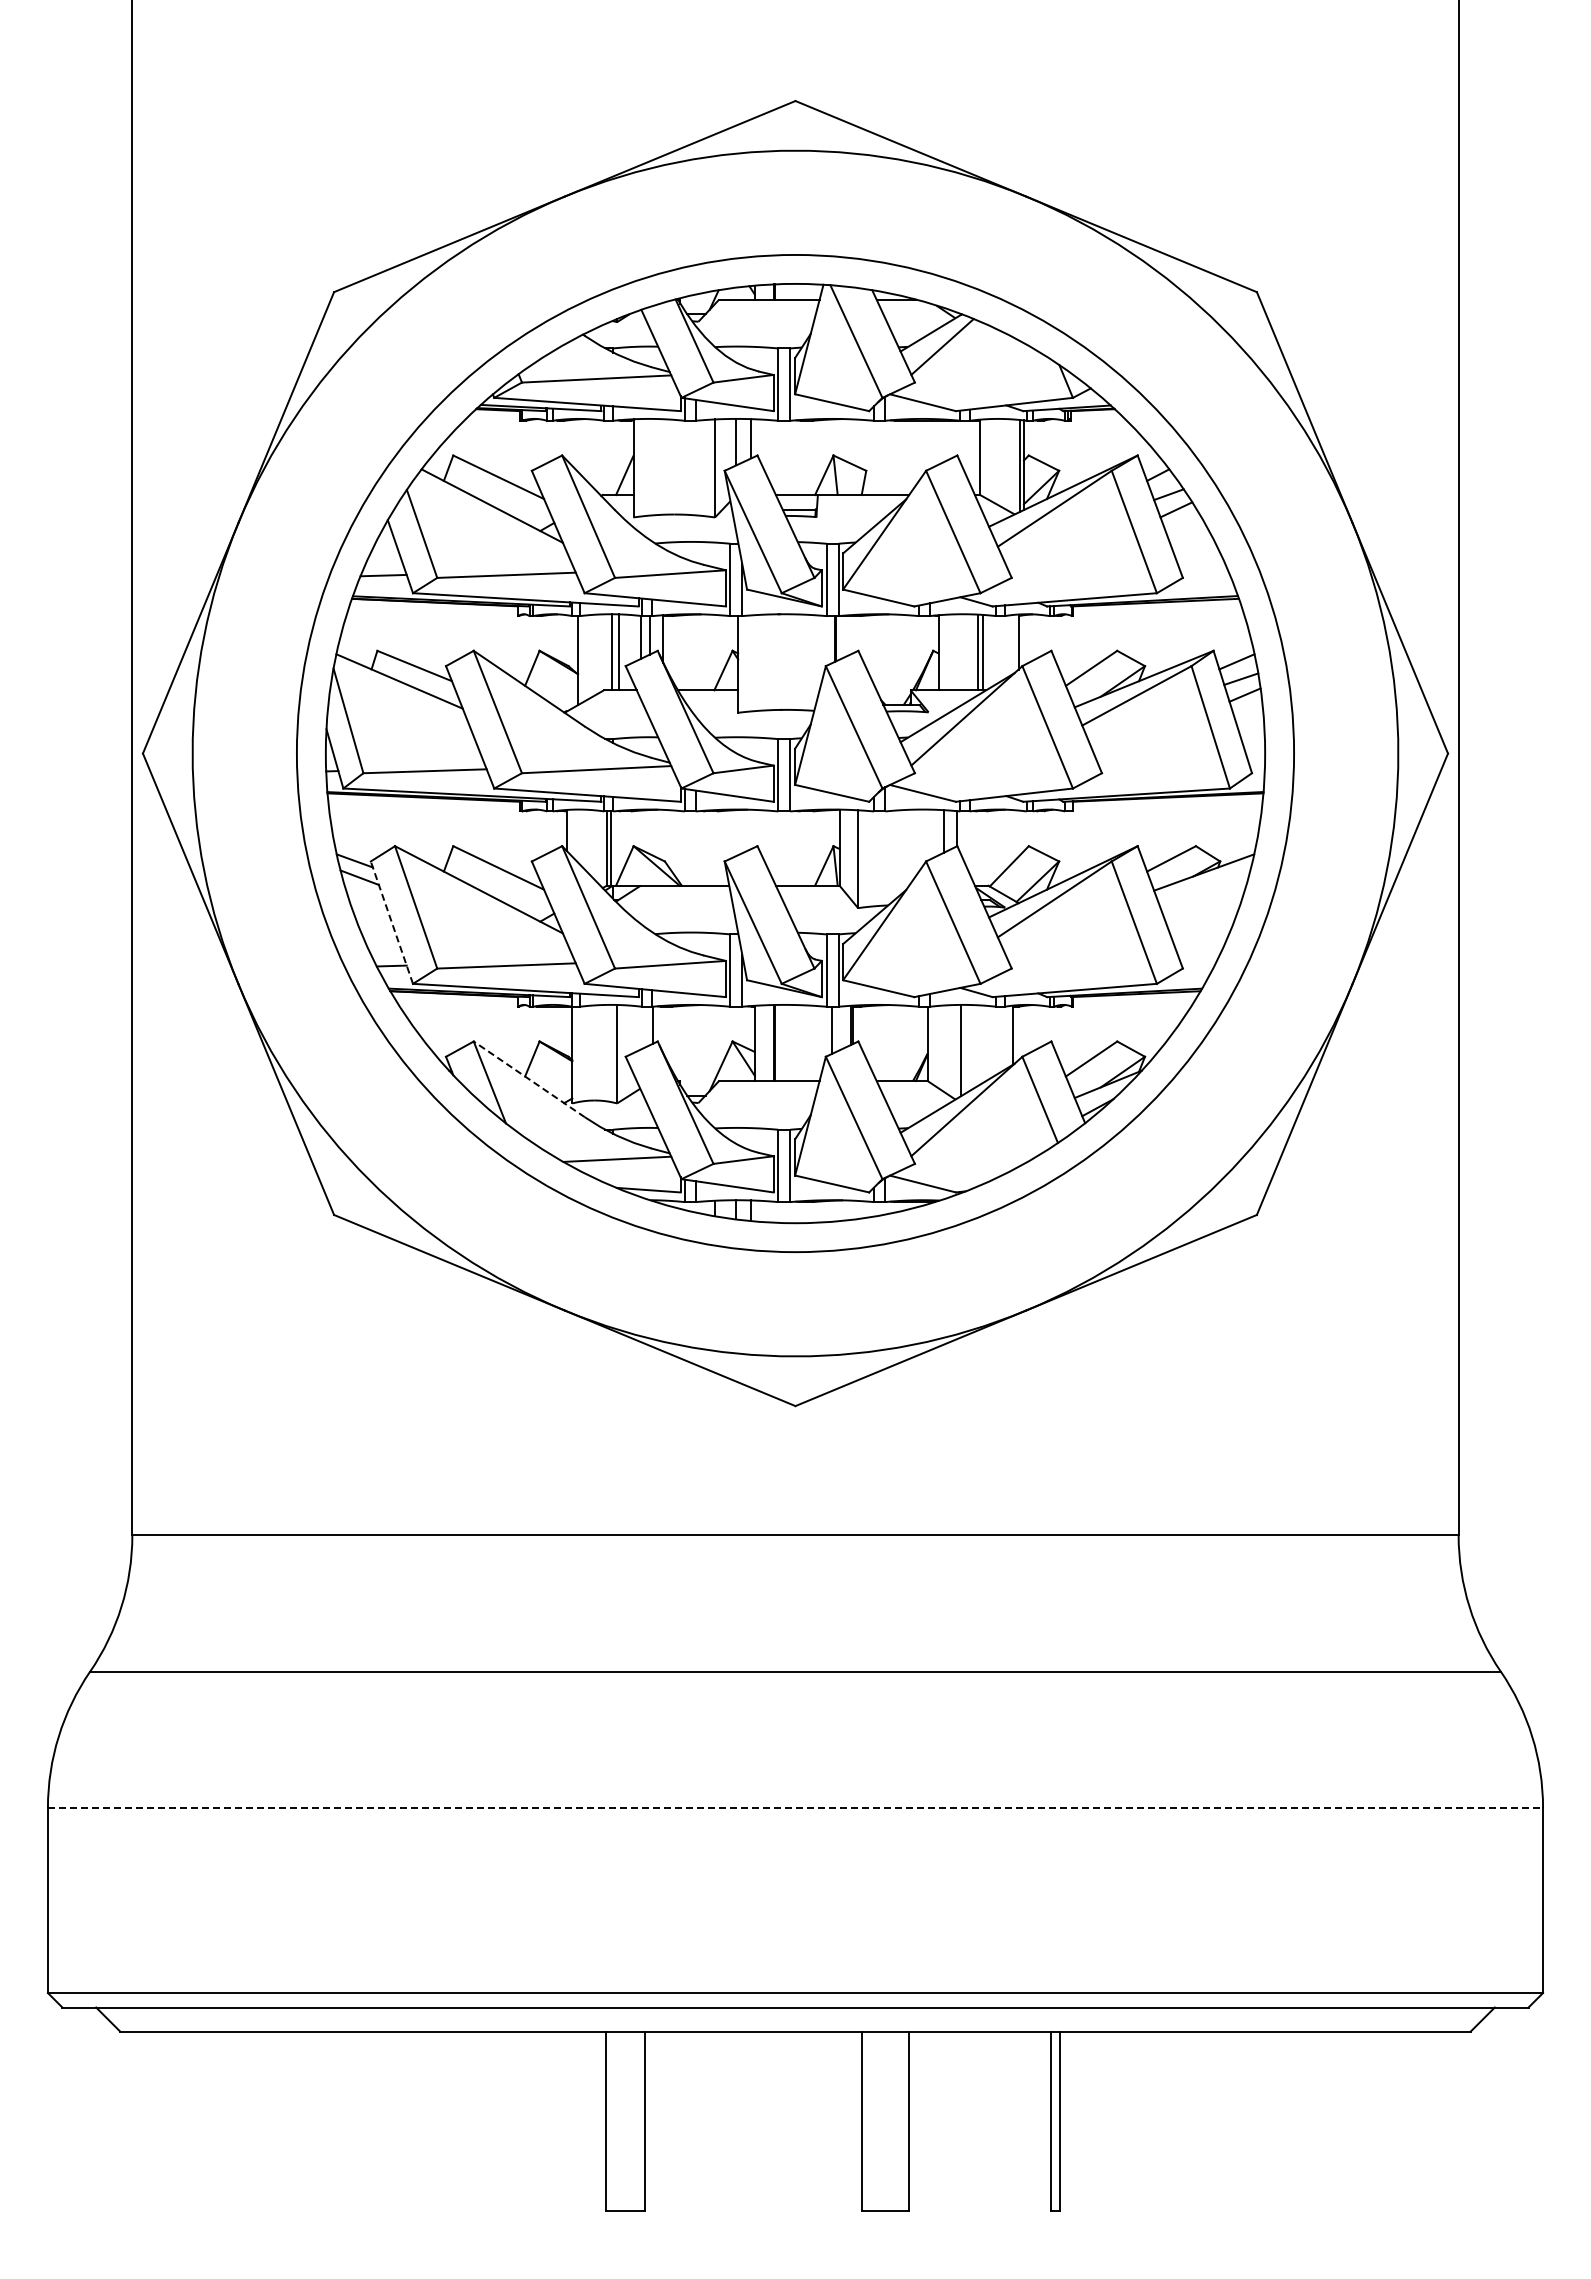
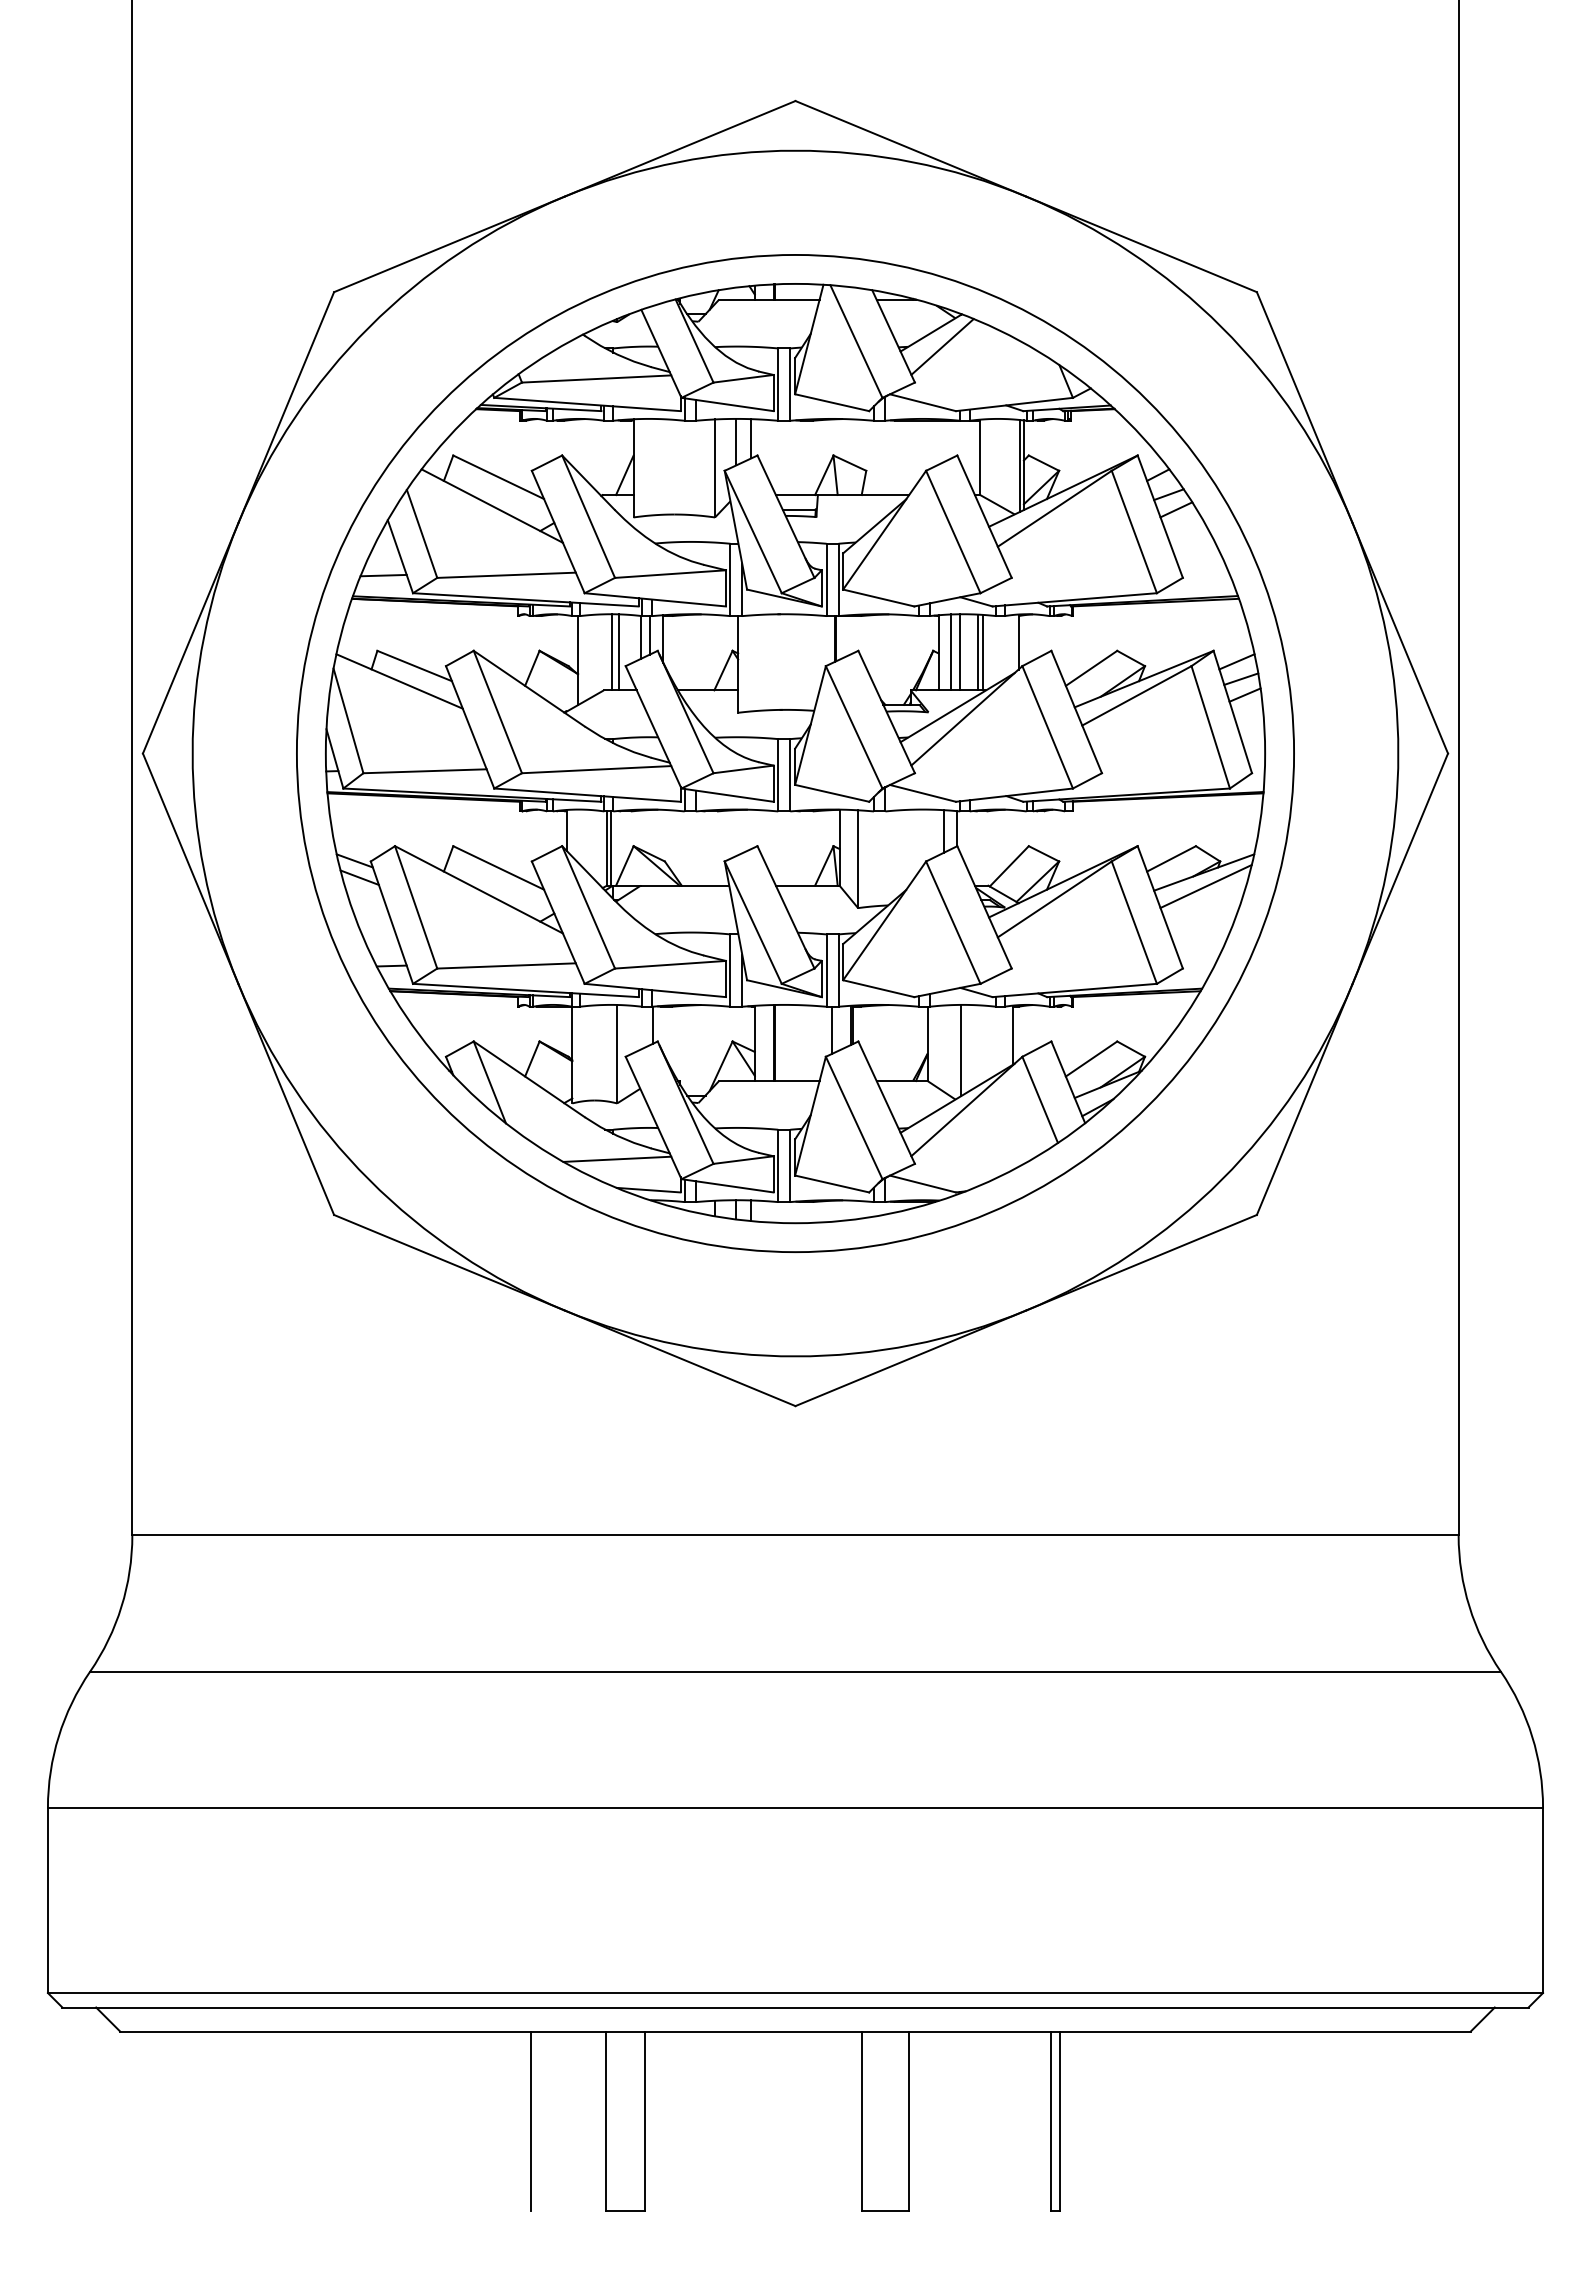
line: none -> present (950, 652)
line: none -> present (960, 652)
line: none -> present (1205, 886)
line: dashed -> solid (391, 922)
line: dashed -> solid (528, 1079)
line: dashed -> solid (795, 1807)
line: none -> present (531, 2120)
